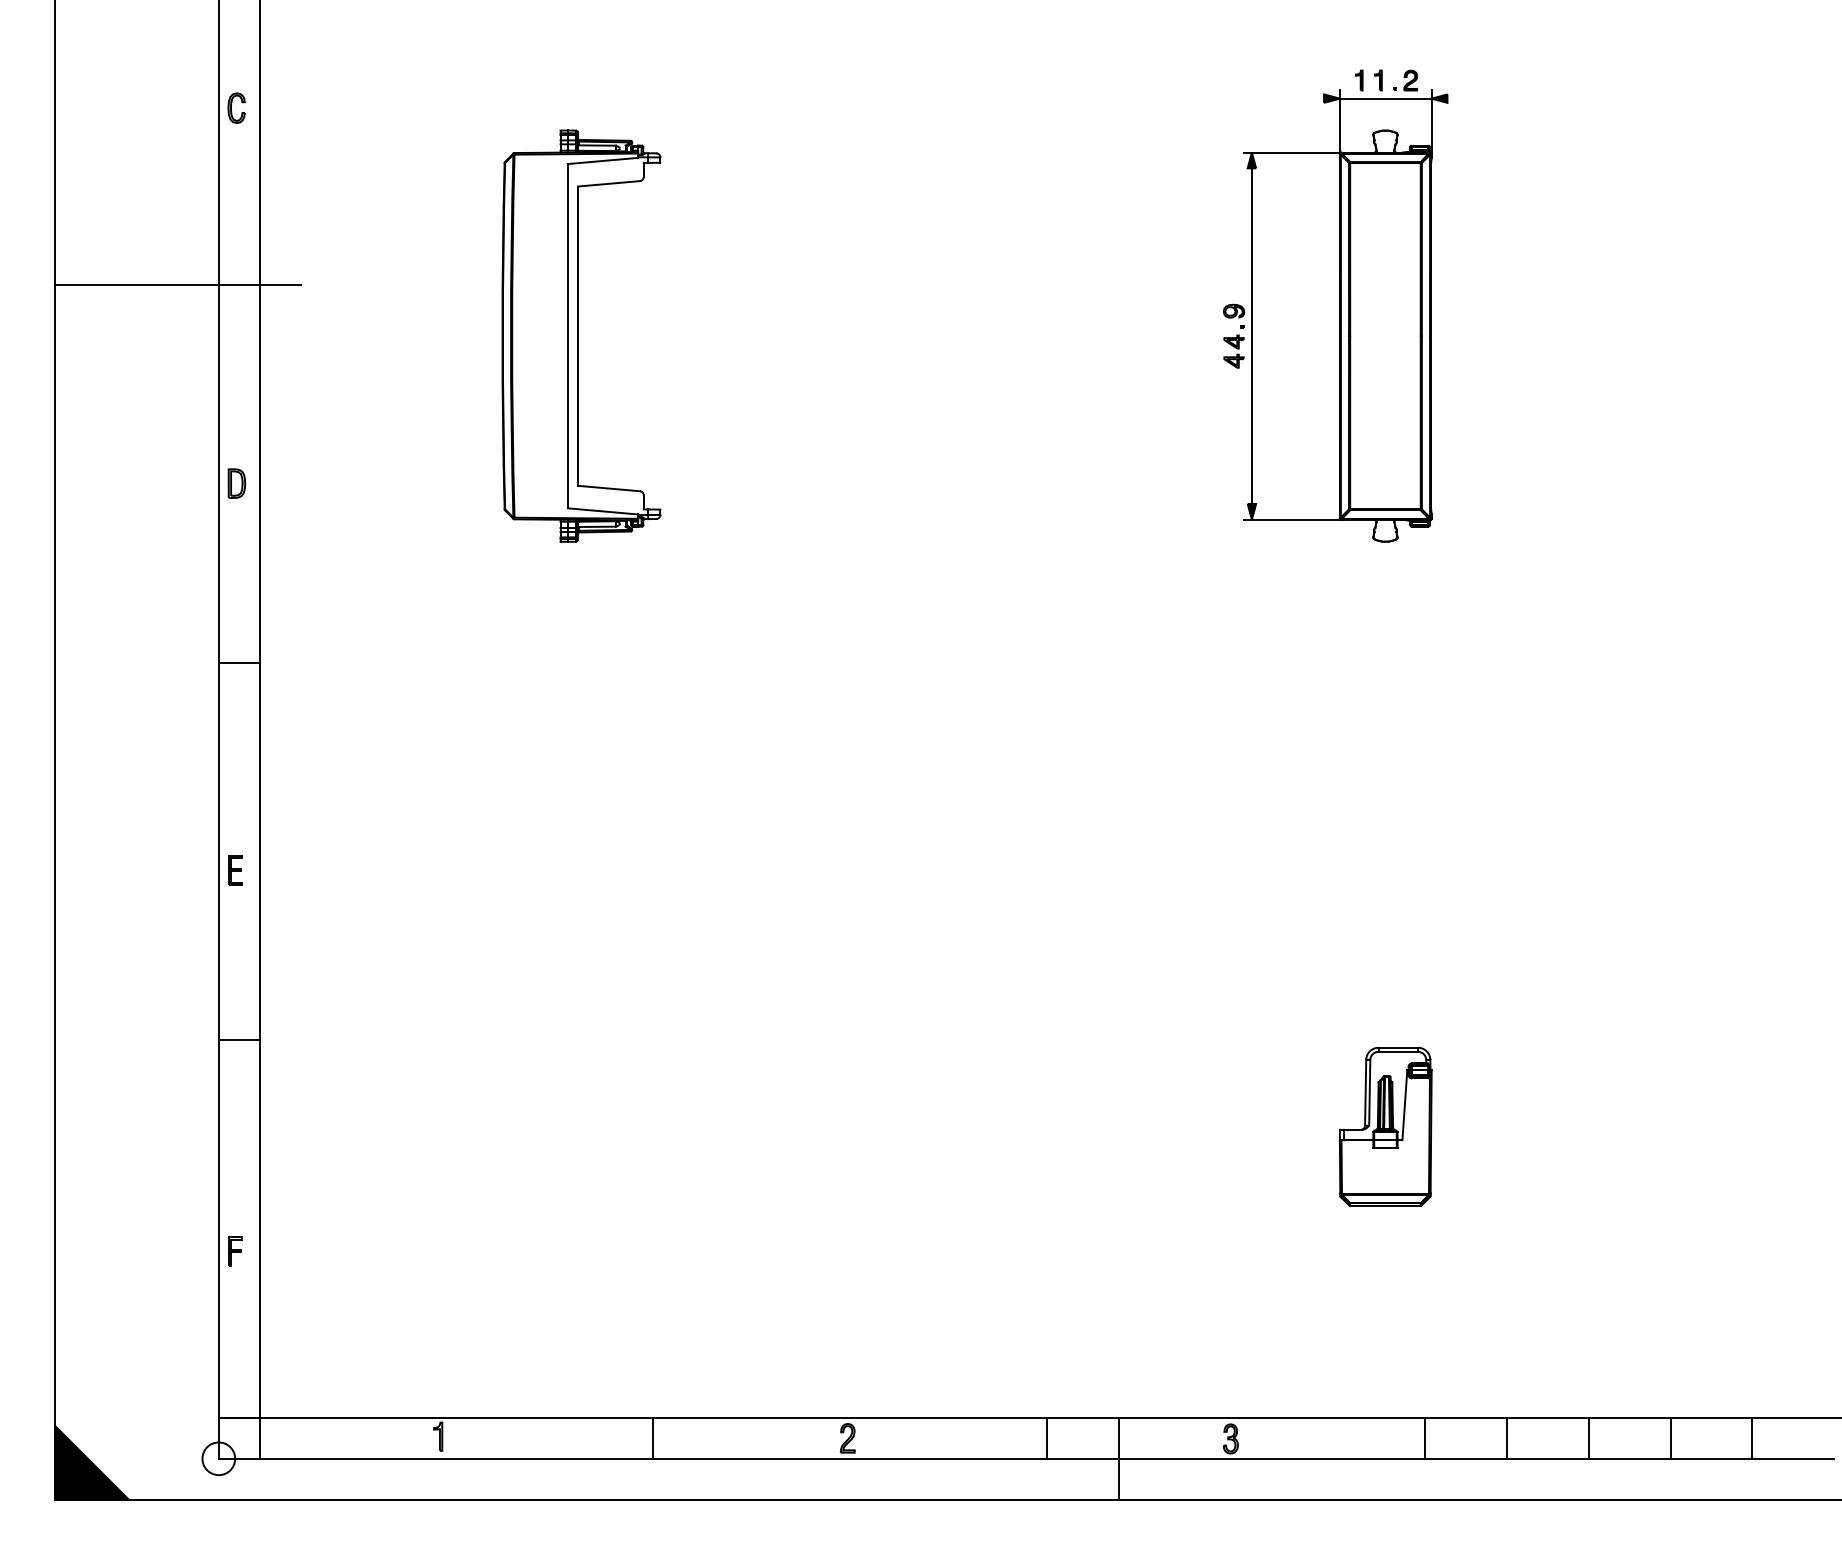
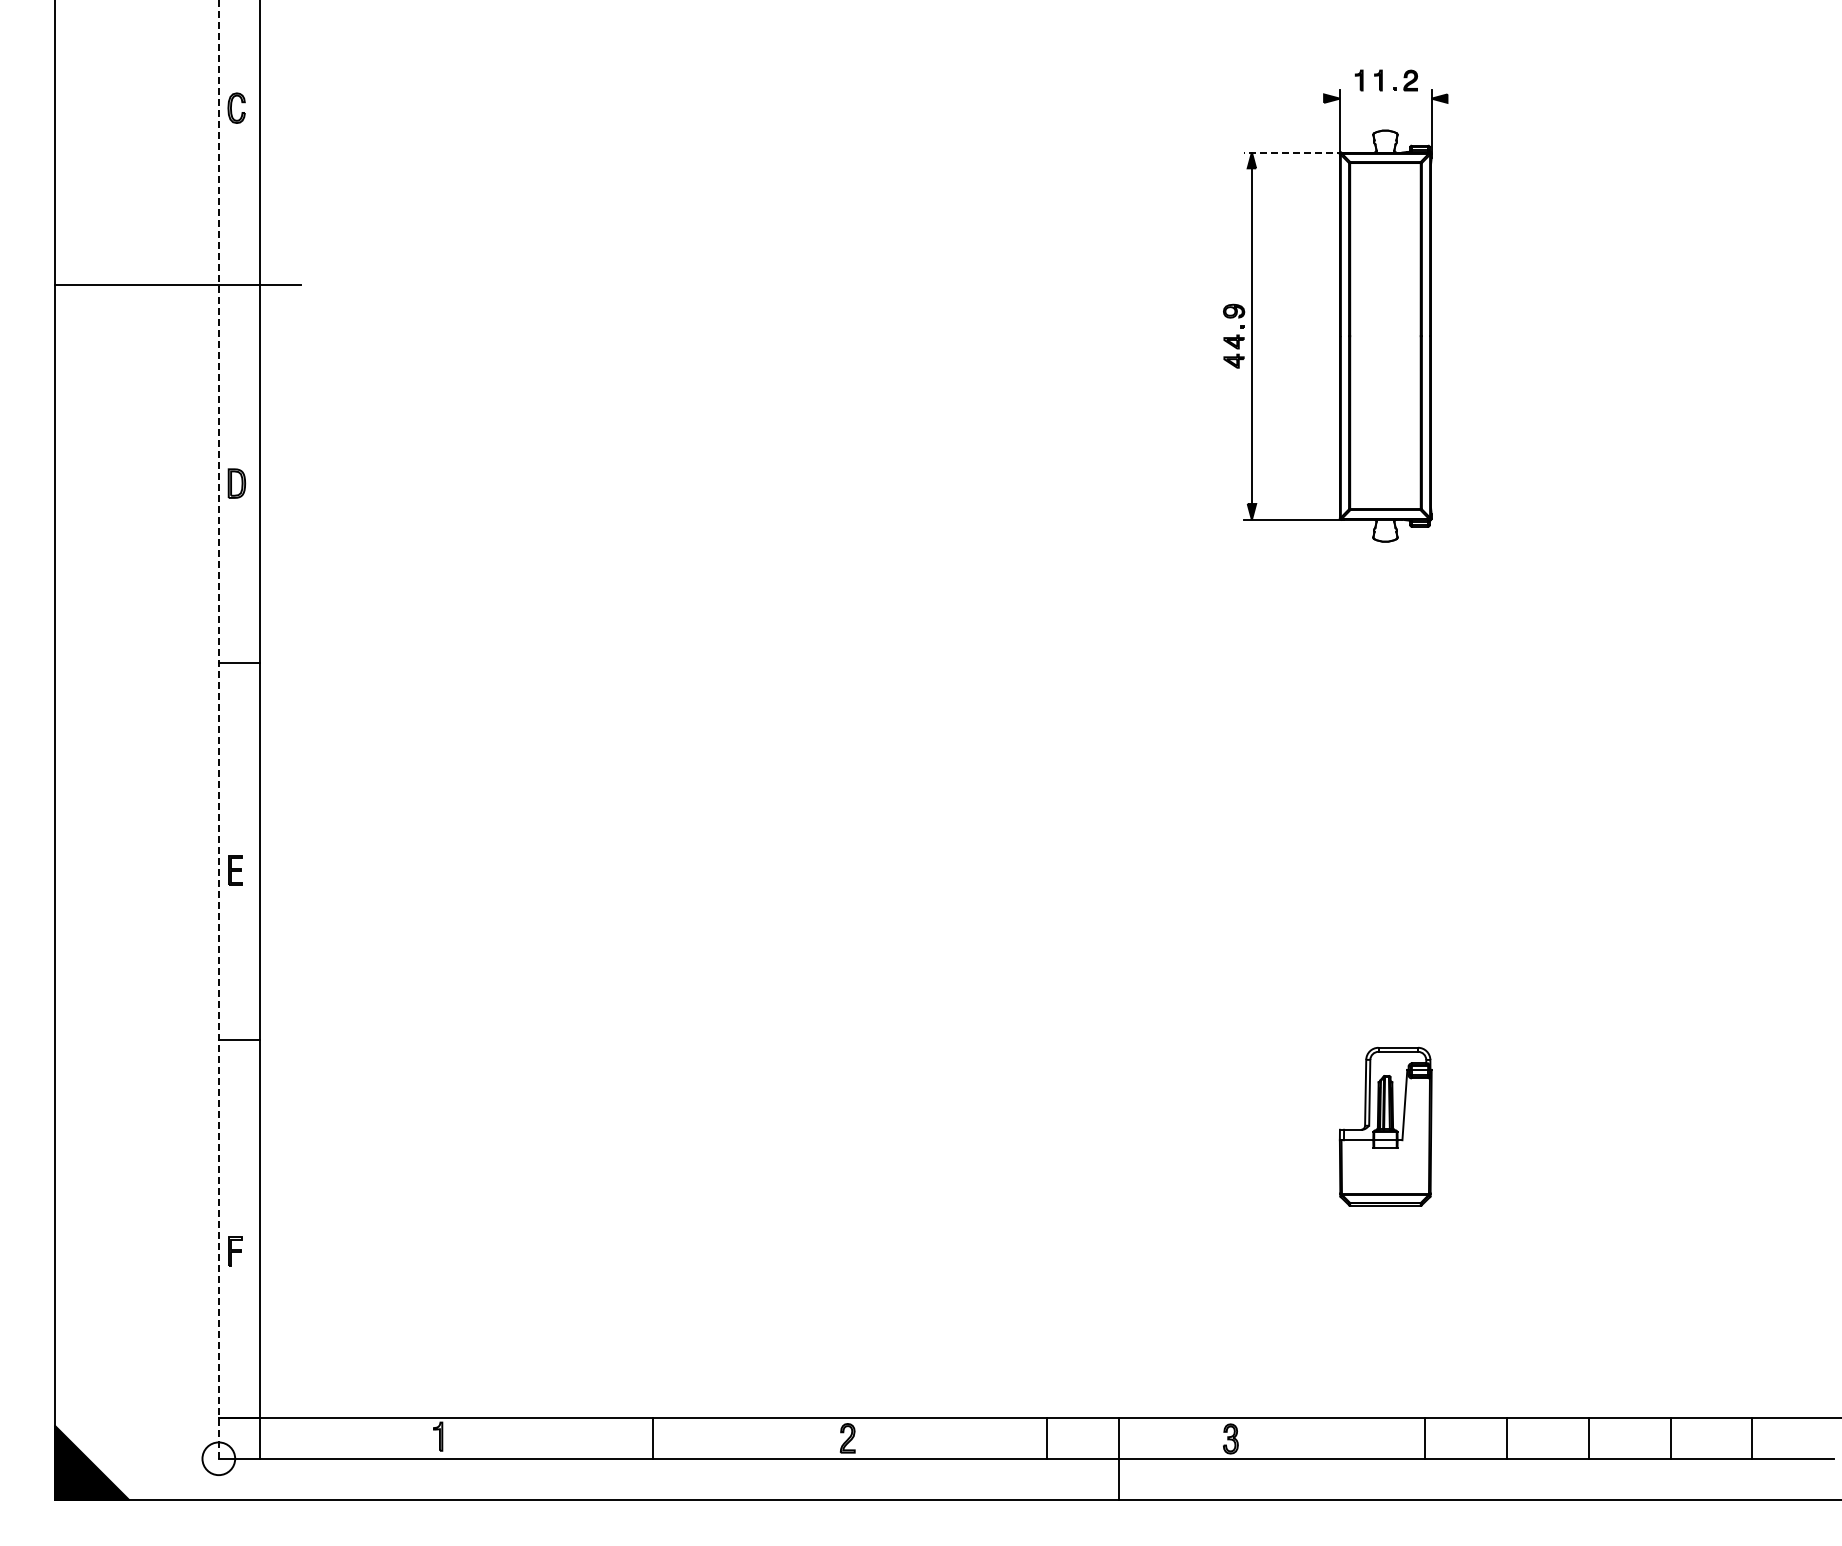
line: present -> none (1385, 98)
line: solid -> dashed (1293, 152)
part: present -> none (581, 335)
line: solid -> dashed (218, 728)
